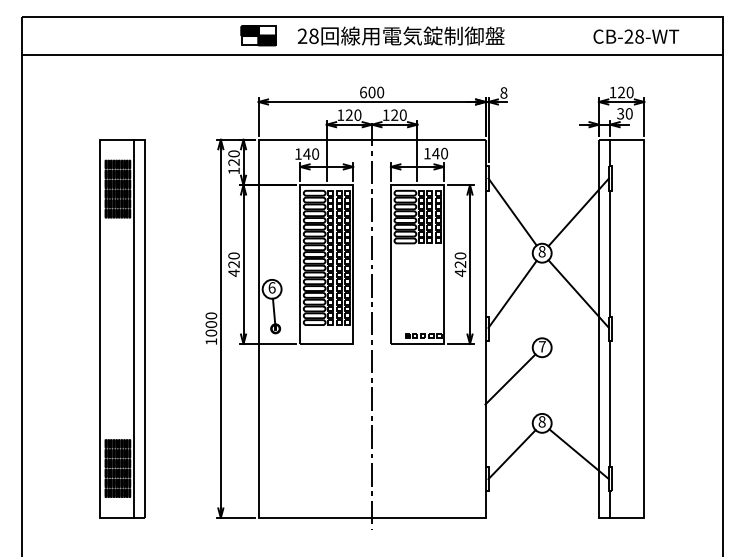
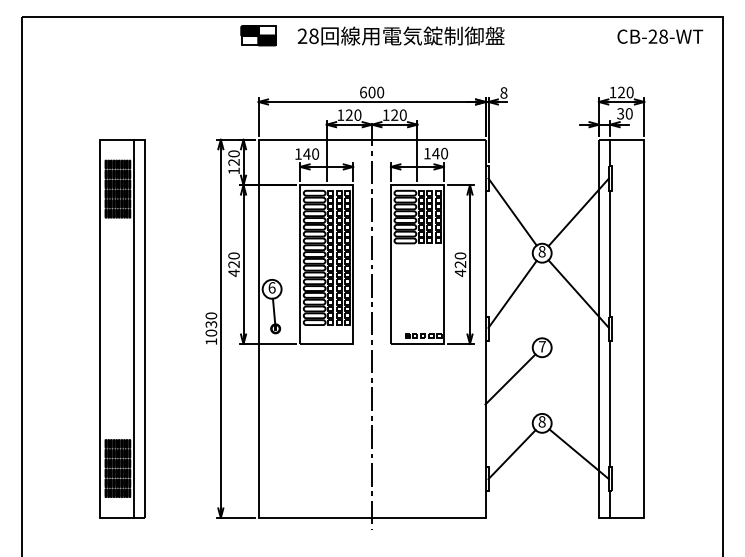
text position: (636, 36) -> (660, 36) (660, 36)
line: present -> none (372, 54)
text: 1000 -> 1030 (211, 324)
